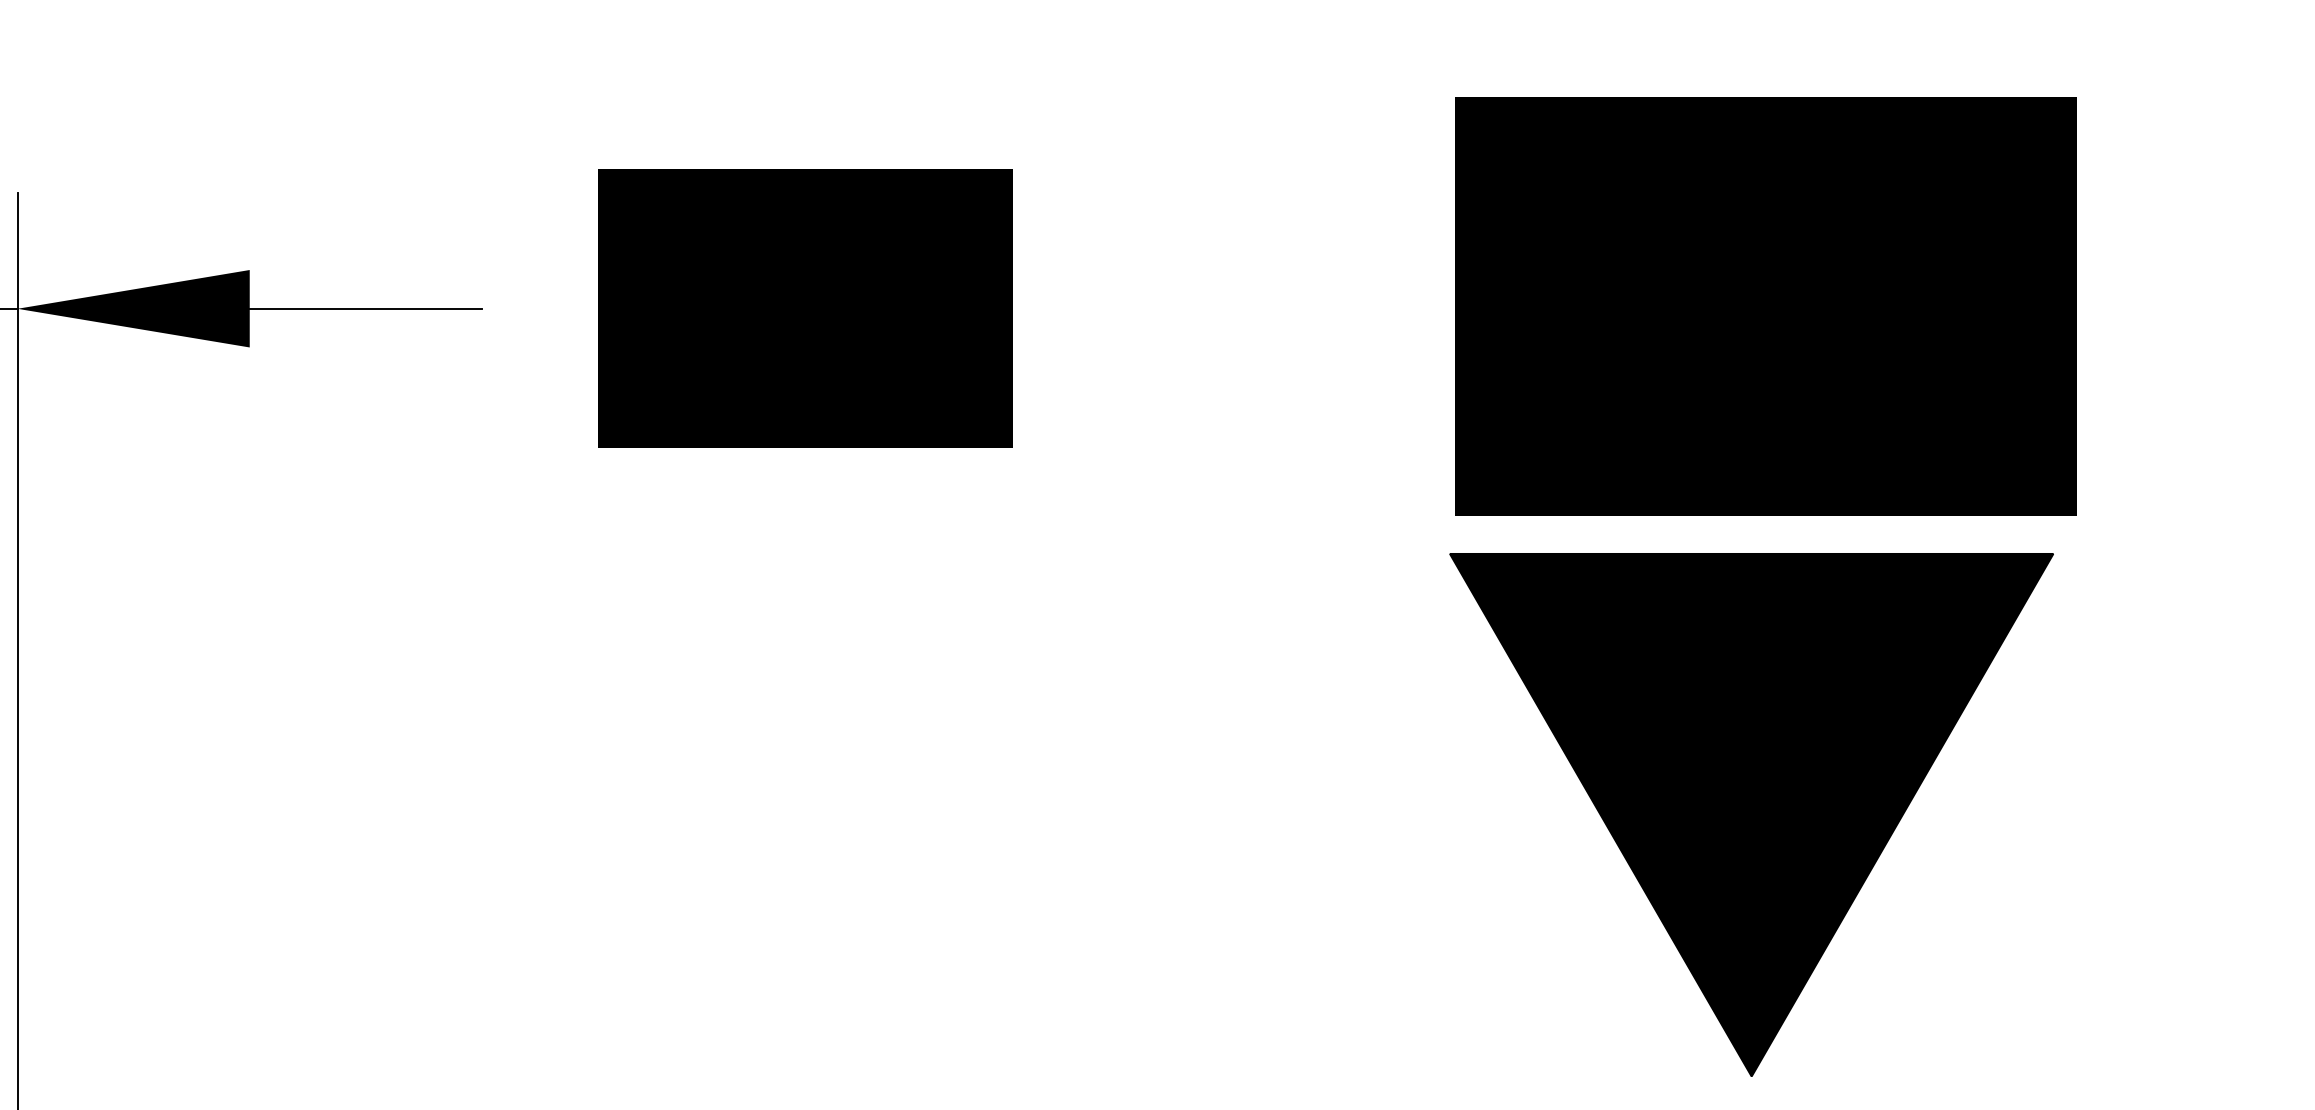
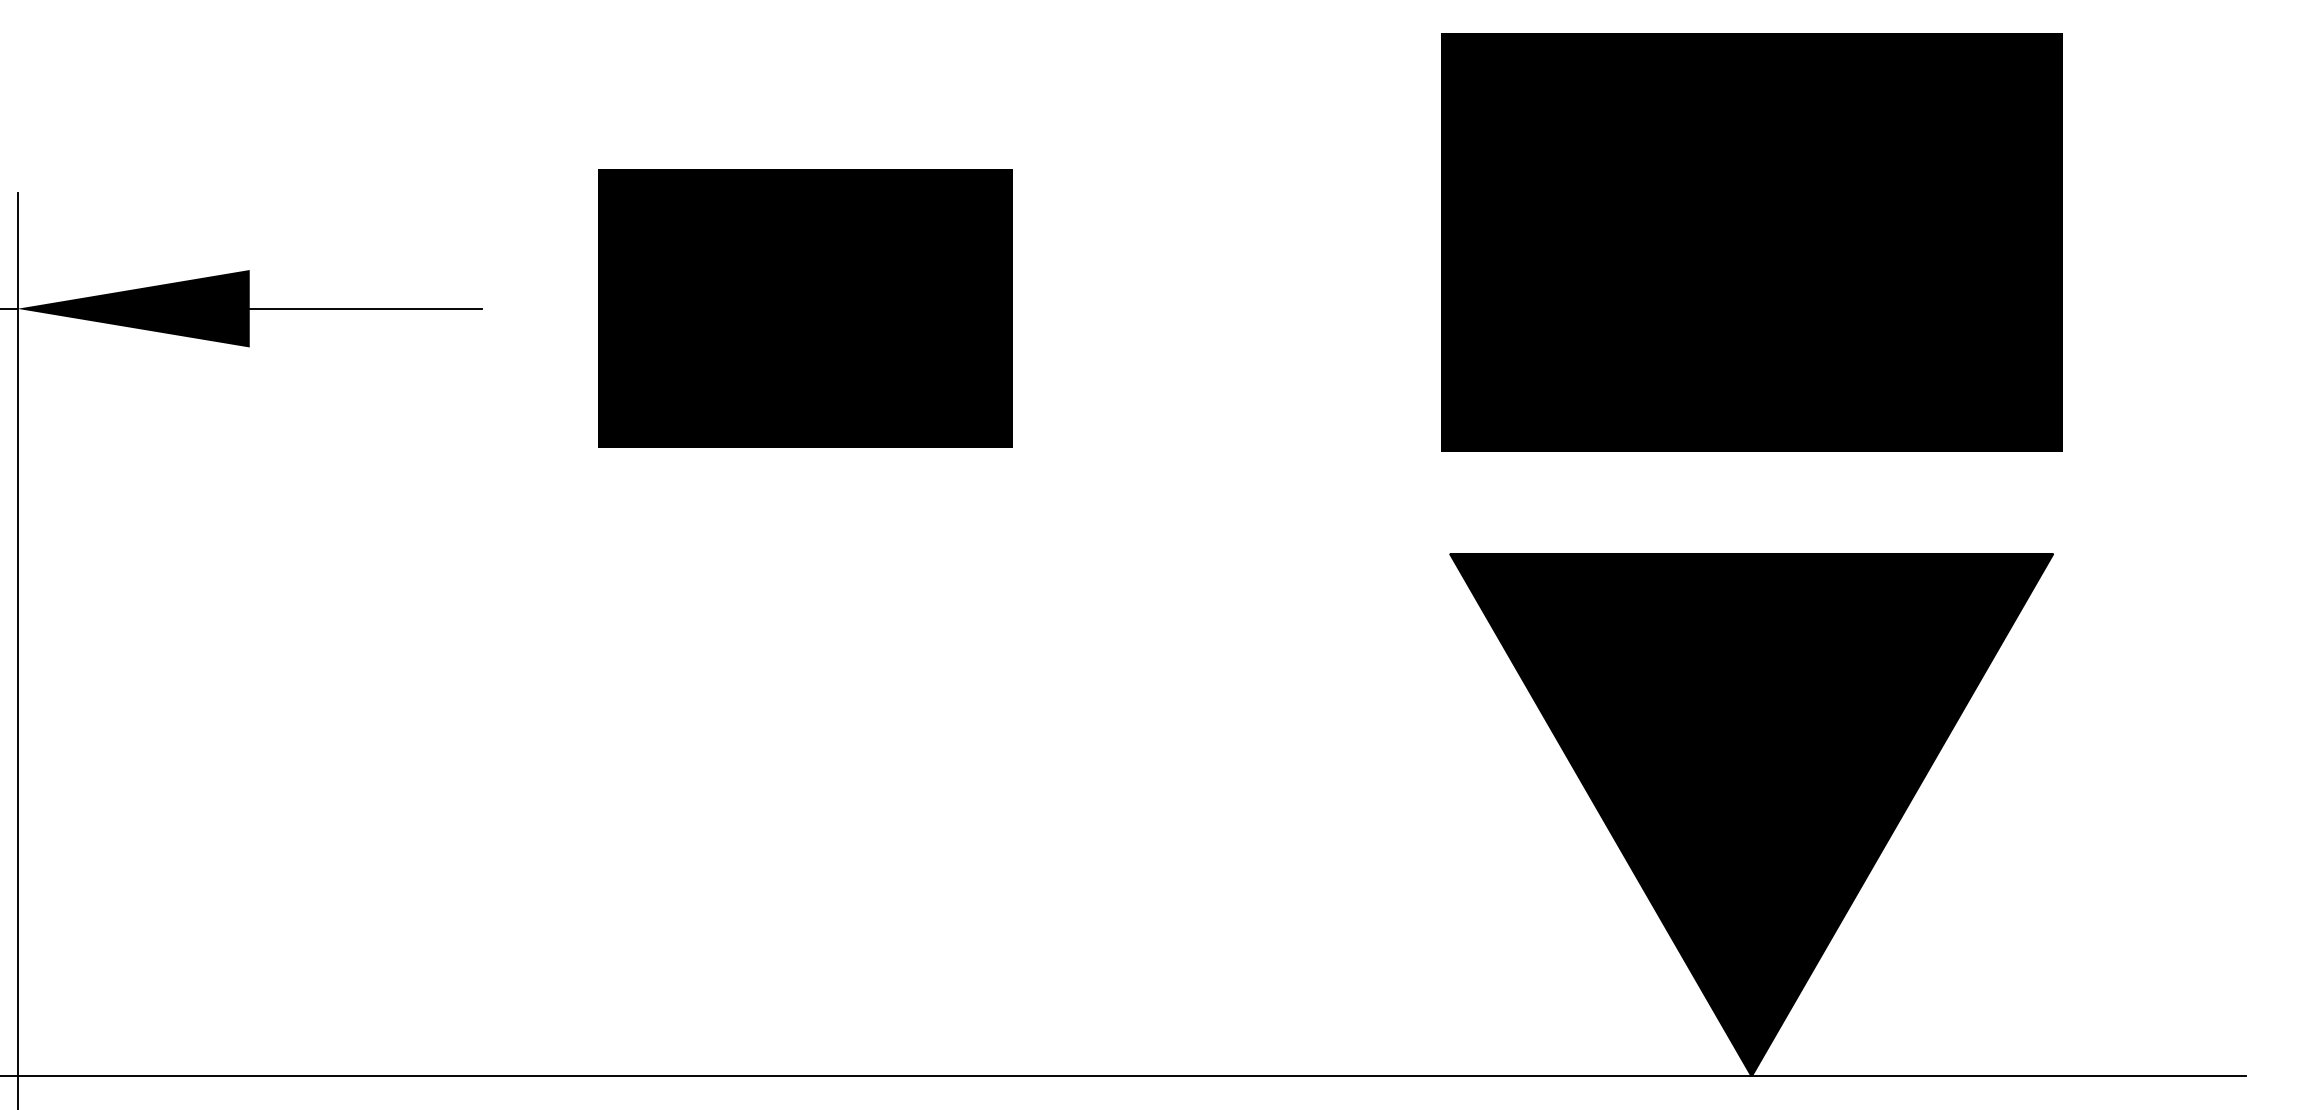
text position: (1765, 306) -> (1751, 242) (1751, 242)
line: none -> present (1123, 1076)
